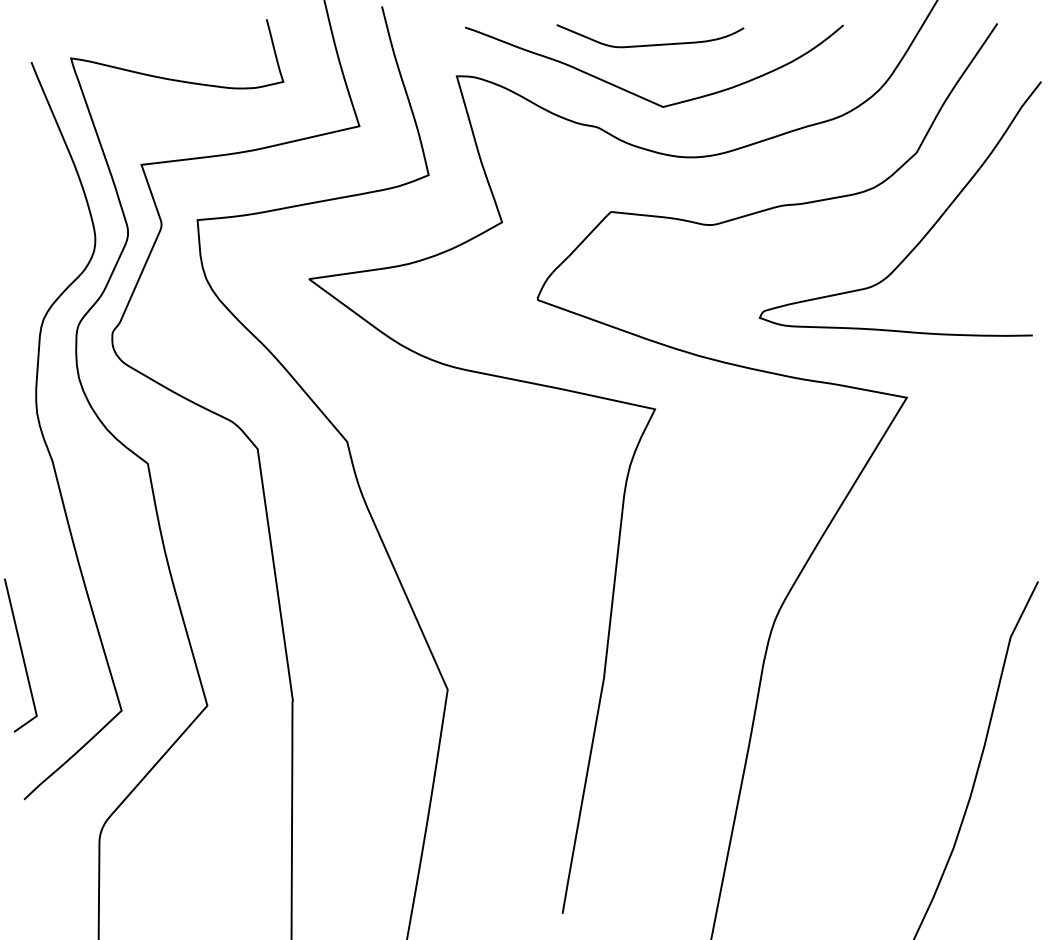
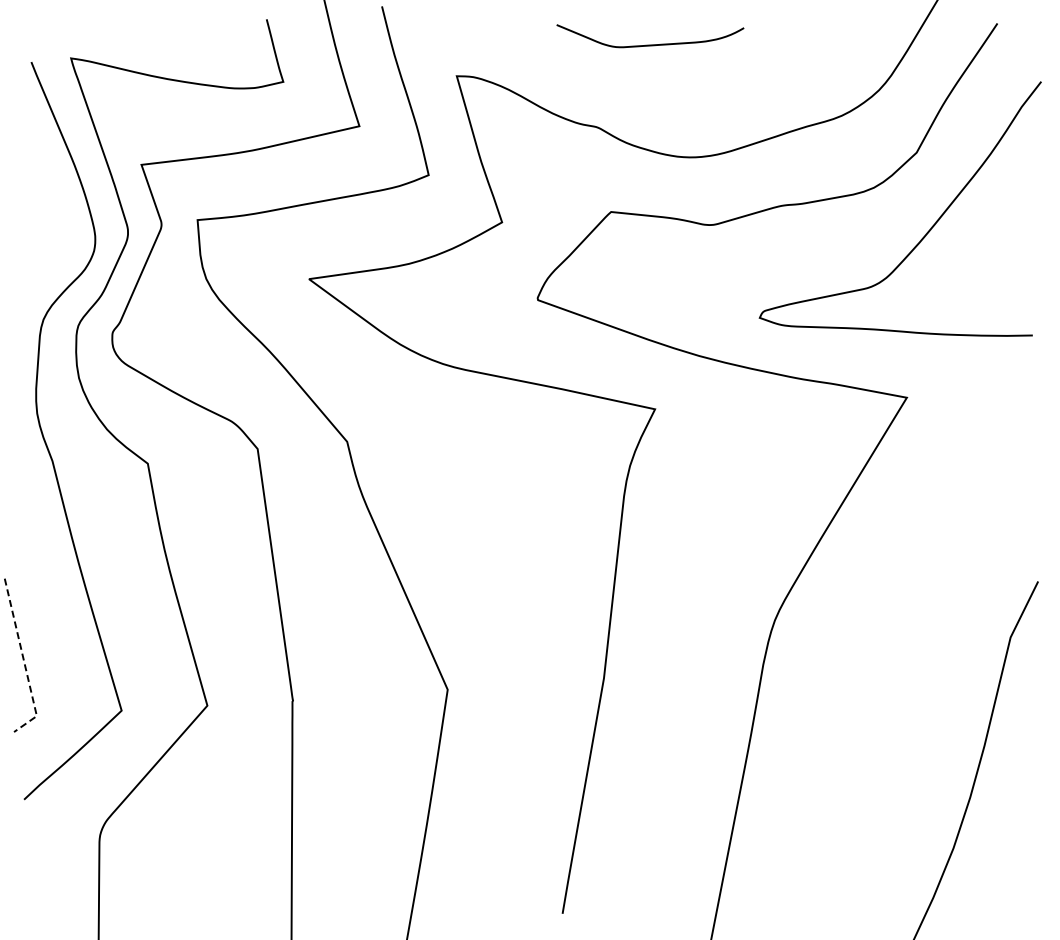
curve: present -> none (642, 96)
line: solid -> dashed (24, 661)
